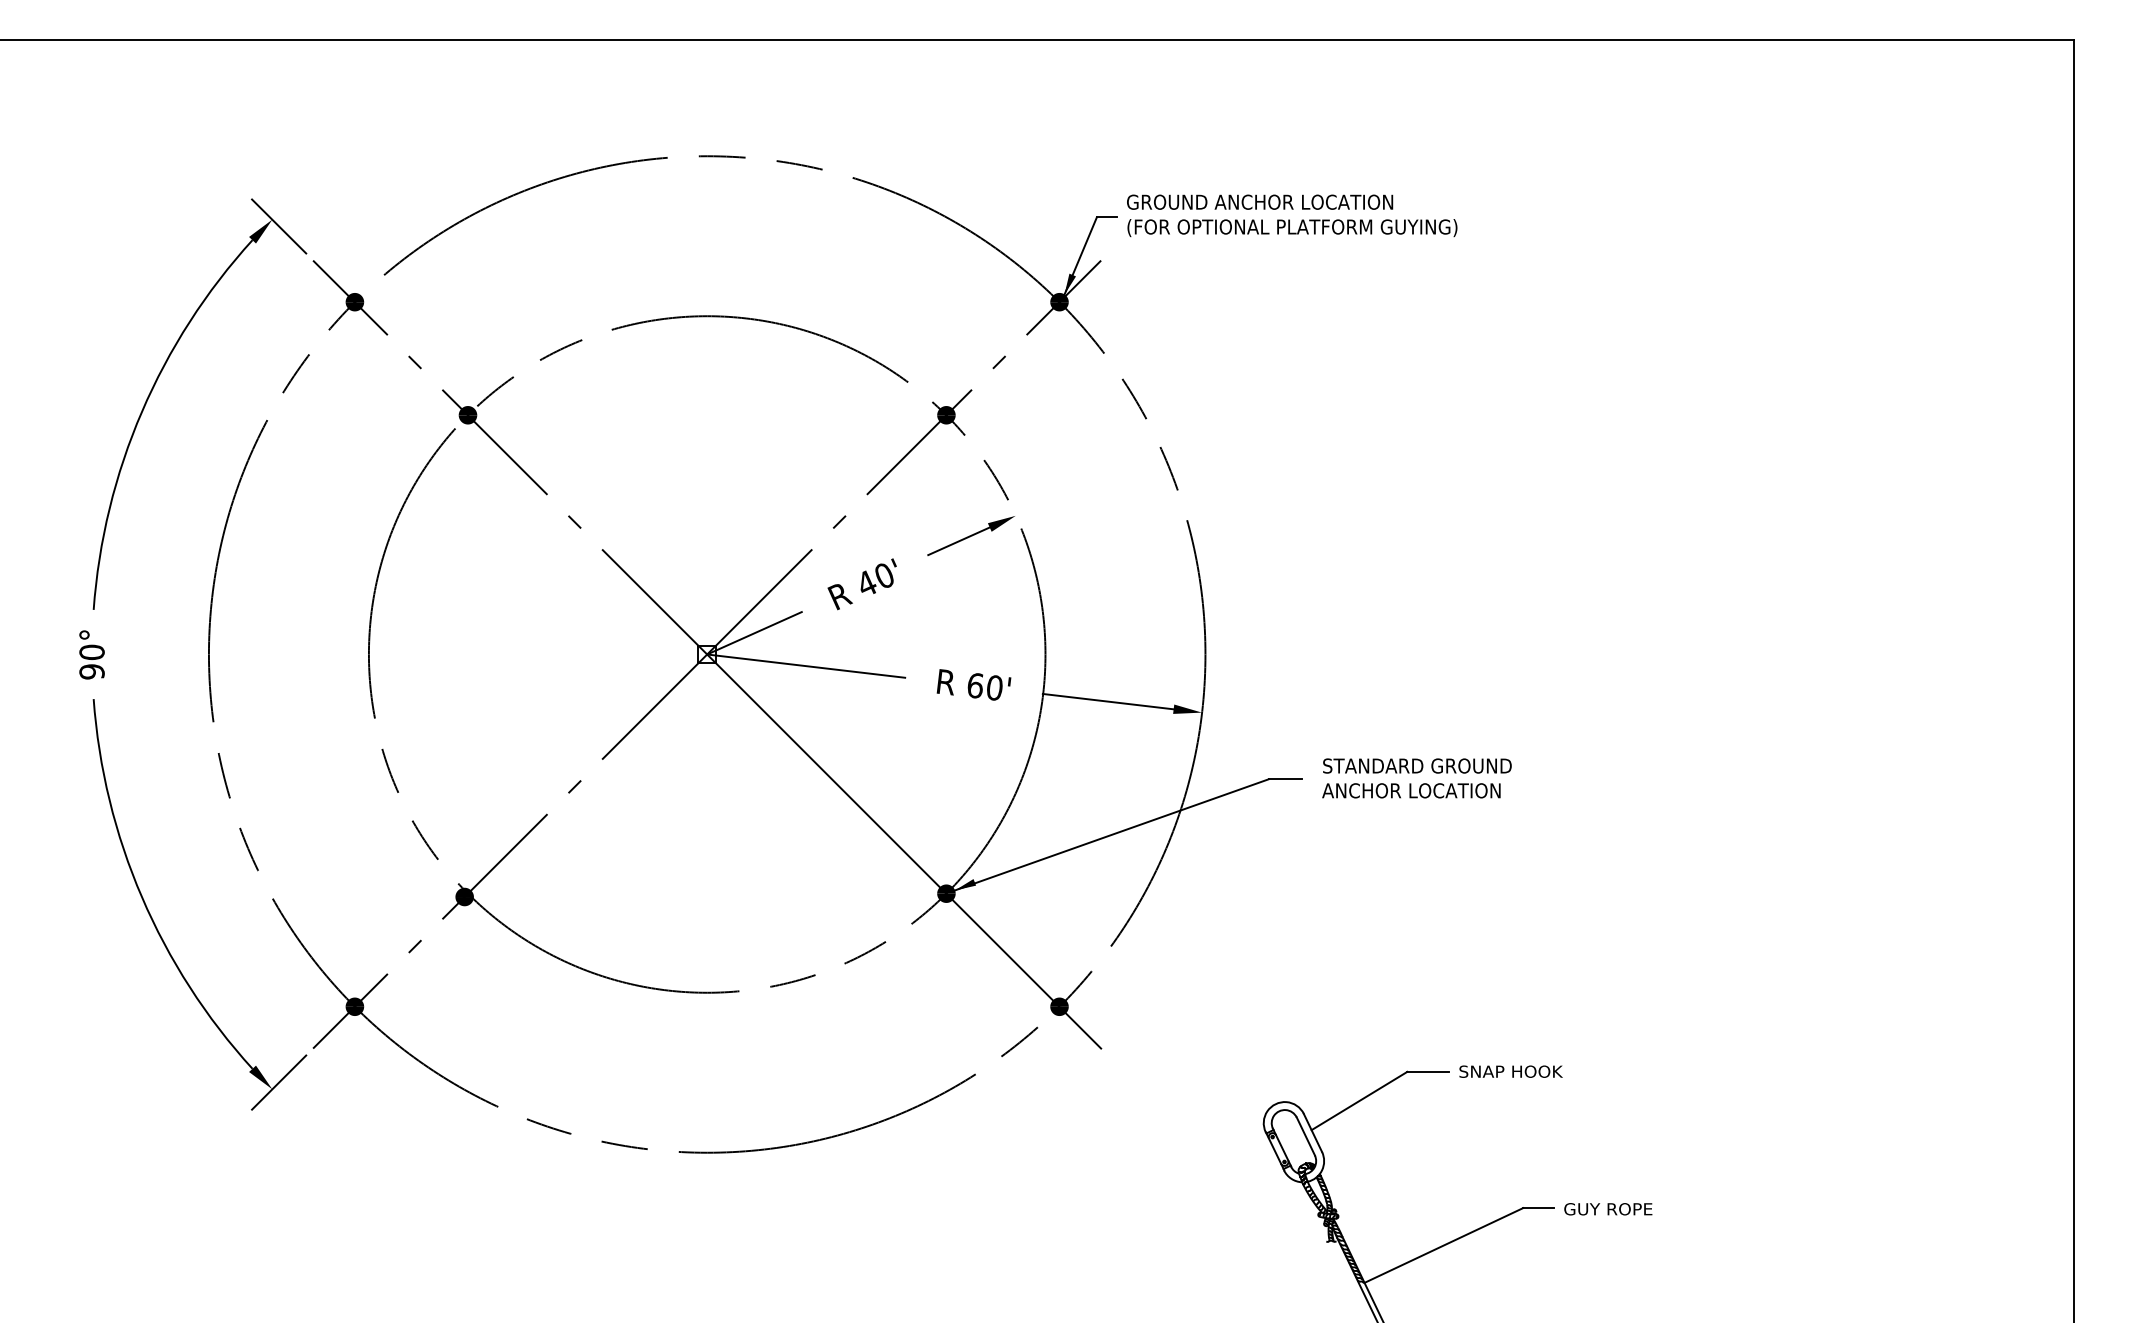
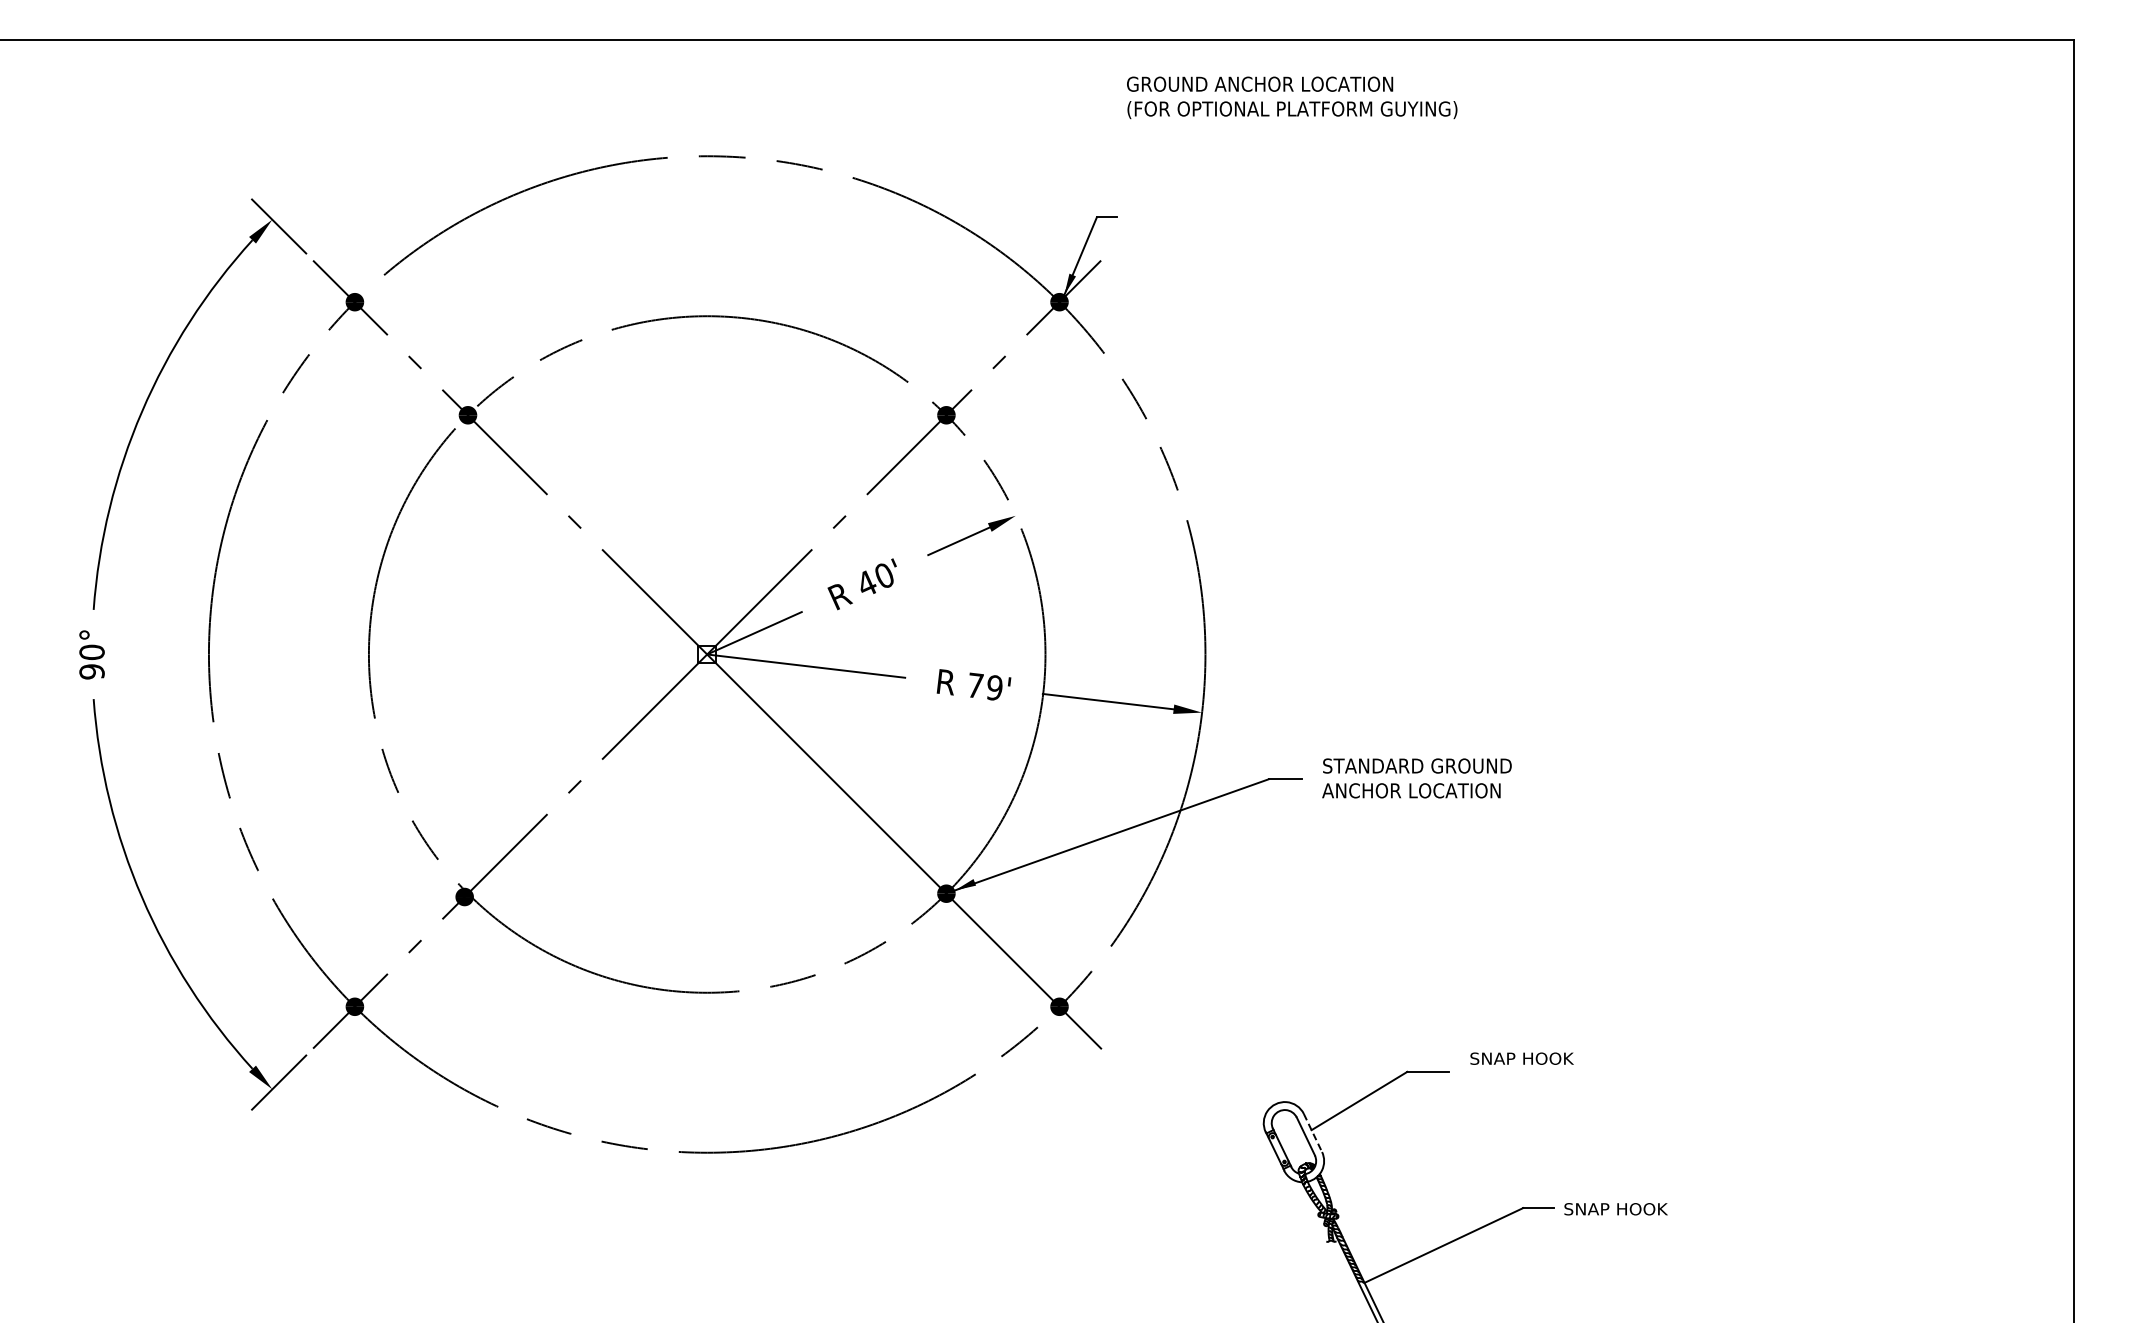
text position: (1292, 215) -> (1292, 97) (1292, 97)
text: 60' -> 79' (984, 686)
text position: (1510, 1071) -> (1521, 1058) (1521, 1058)
line: solid -> dashed (1313, 1133)
text: GUY ROPE -> SNAP HOOK (1615, 1209)
